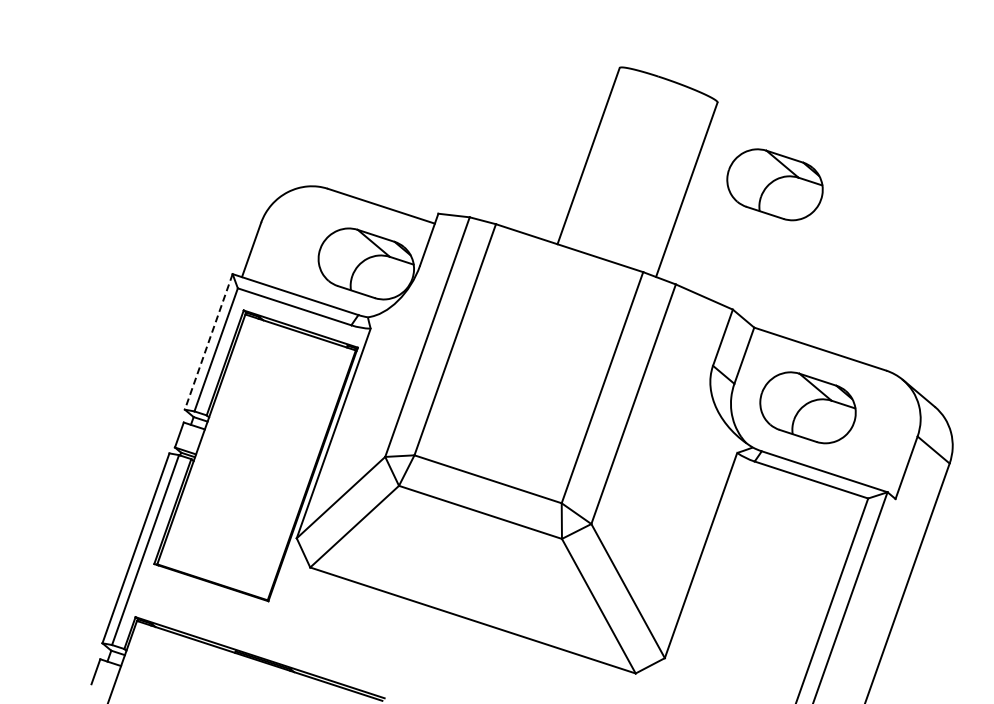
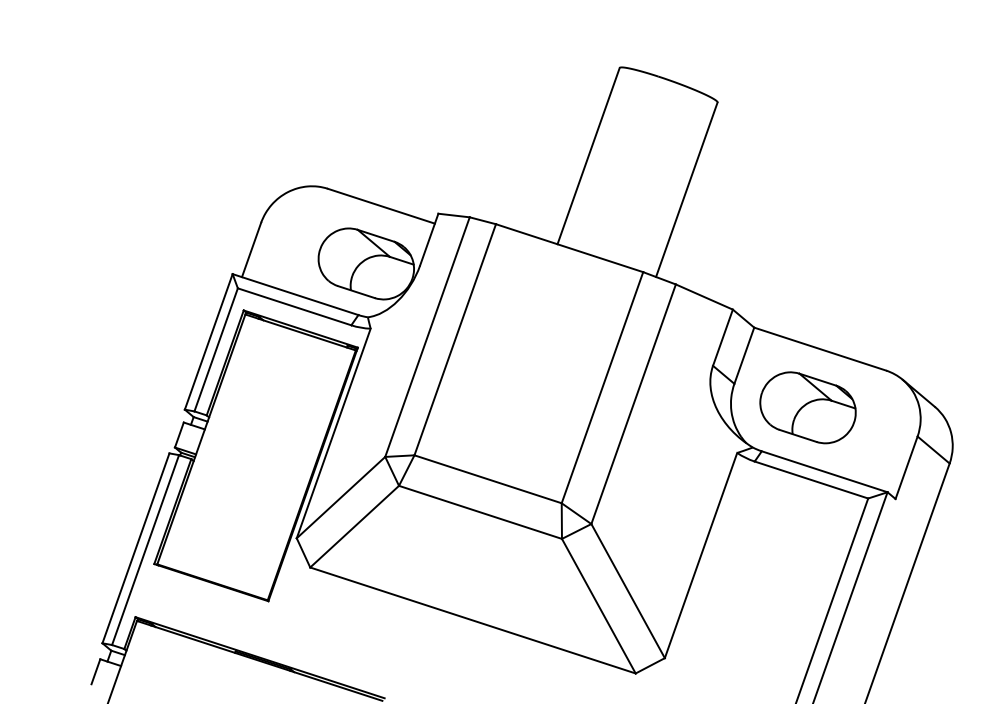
part: present -> none (774, 184)
line: dashed -> solid (208, 341)
